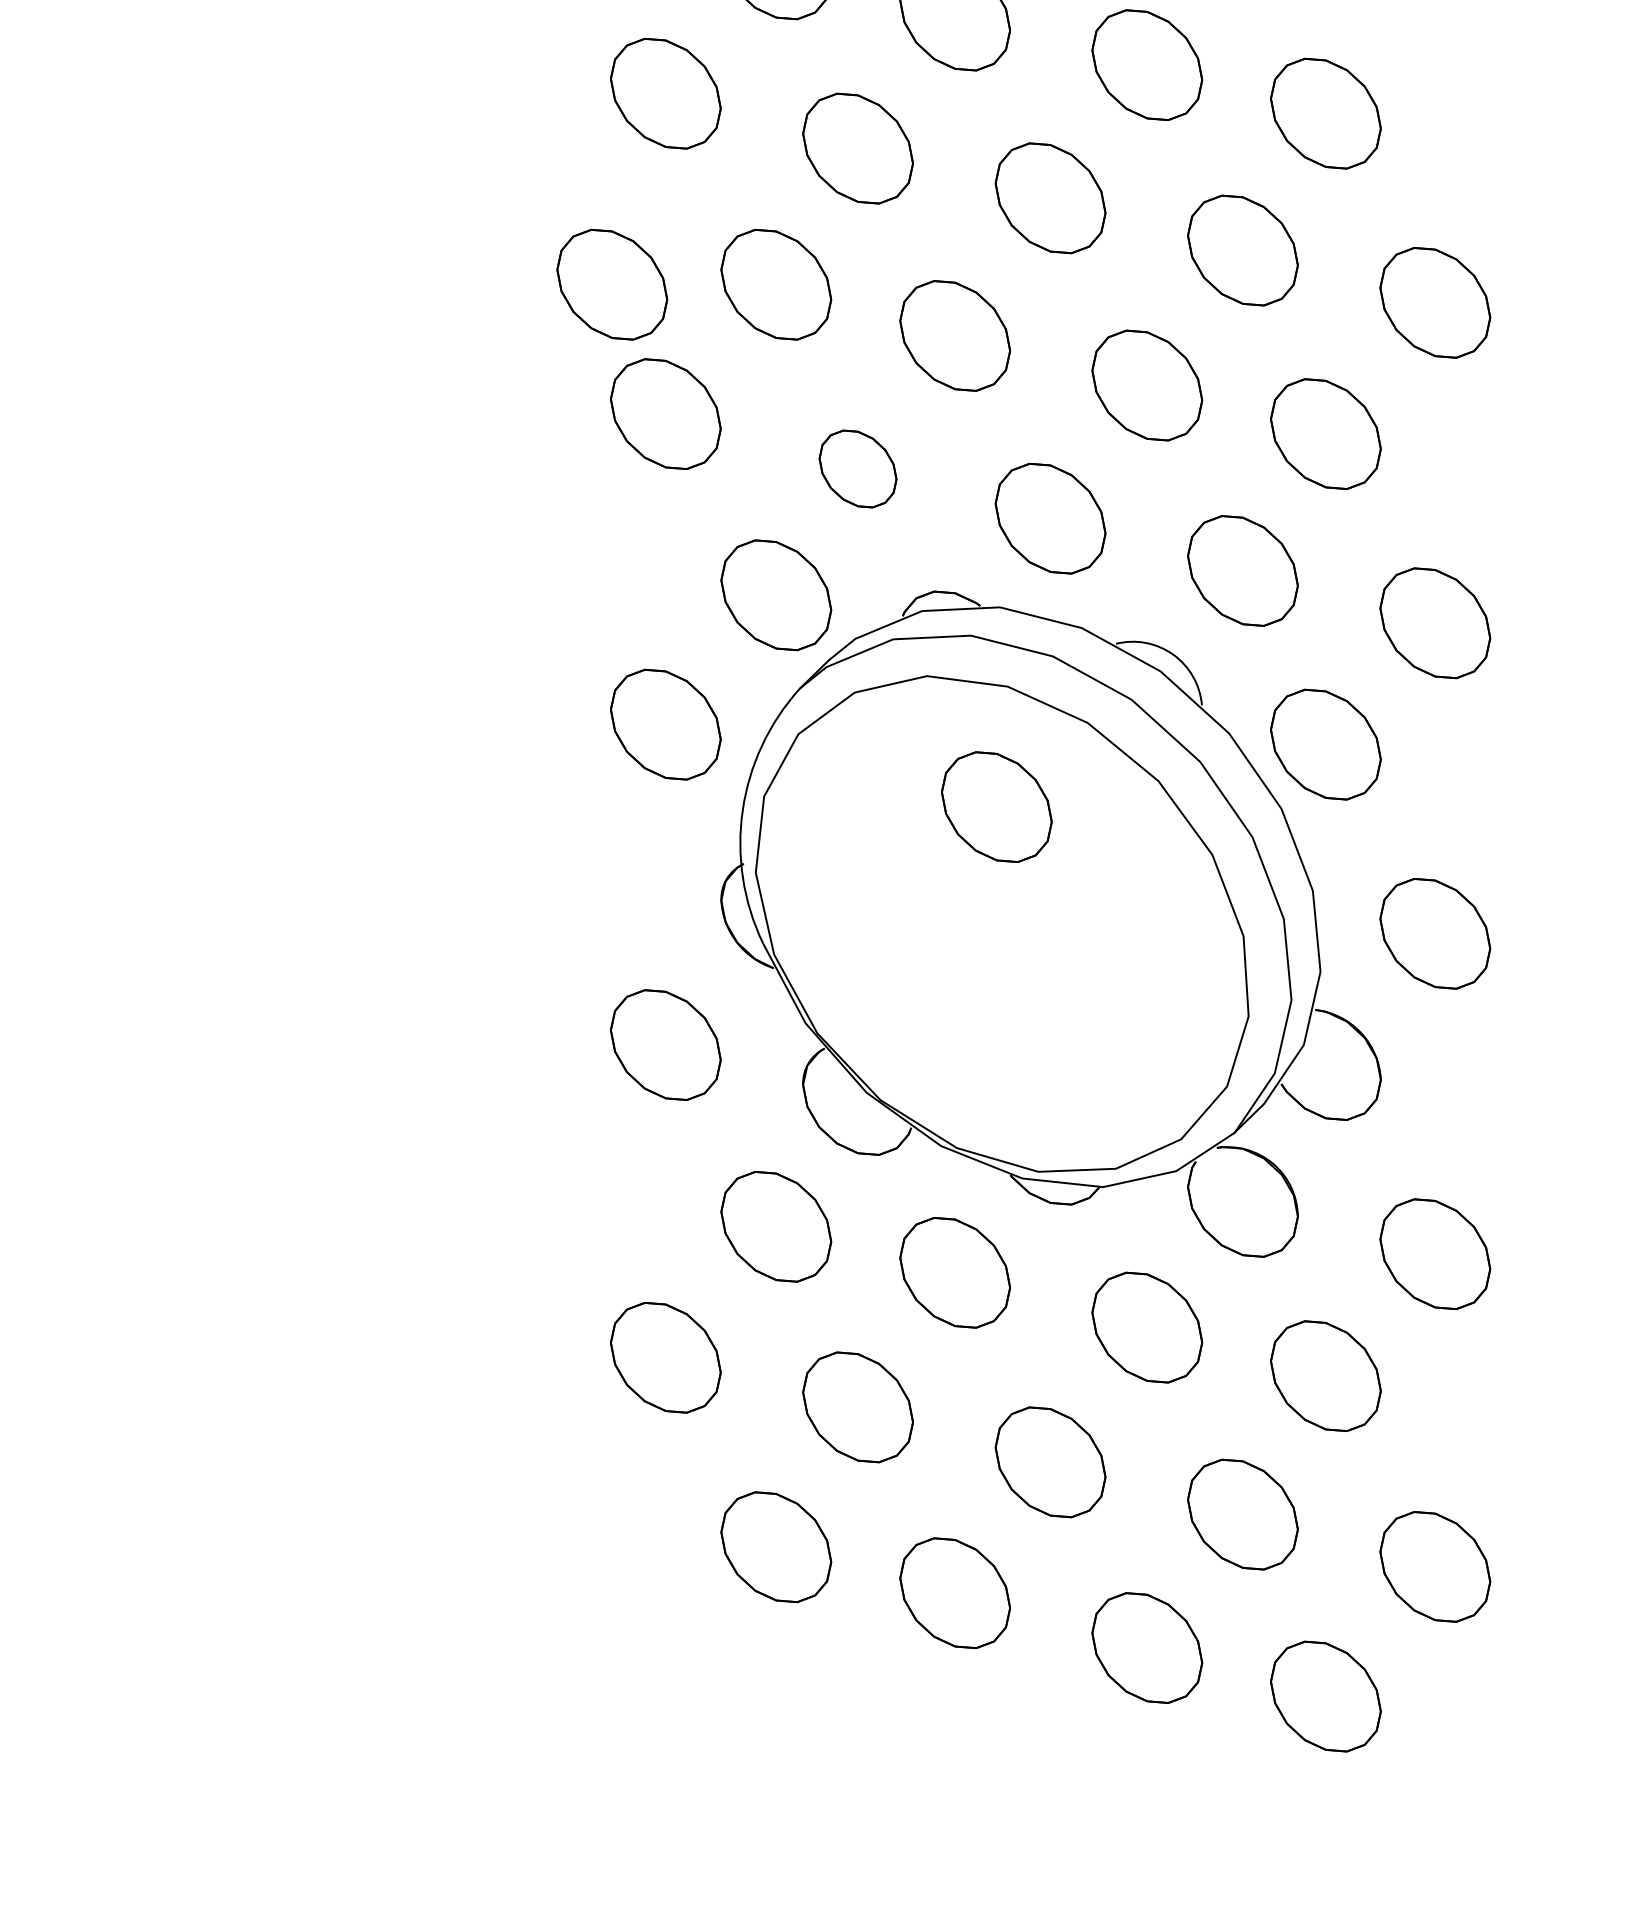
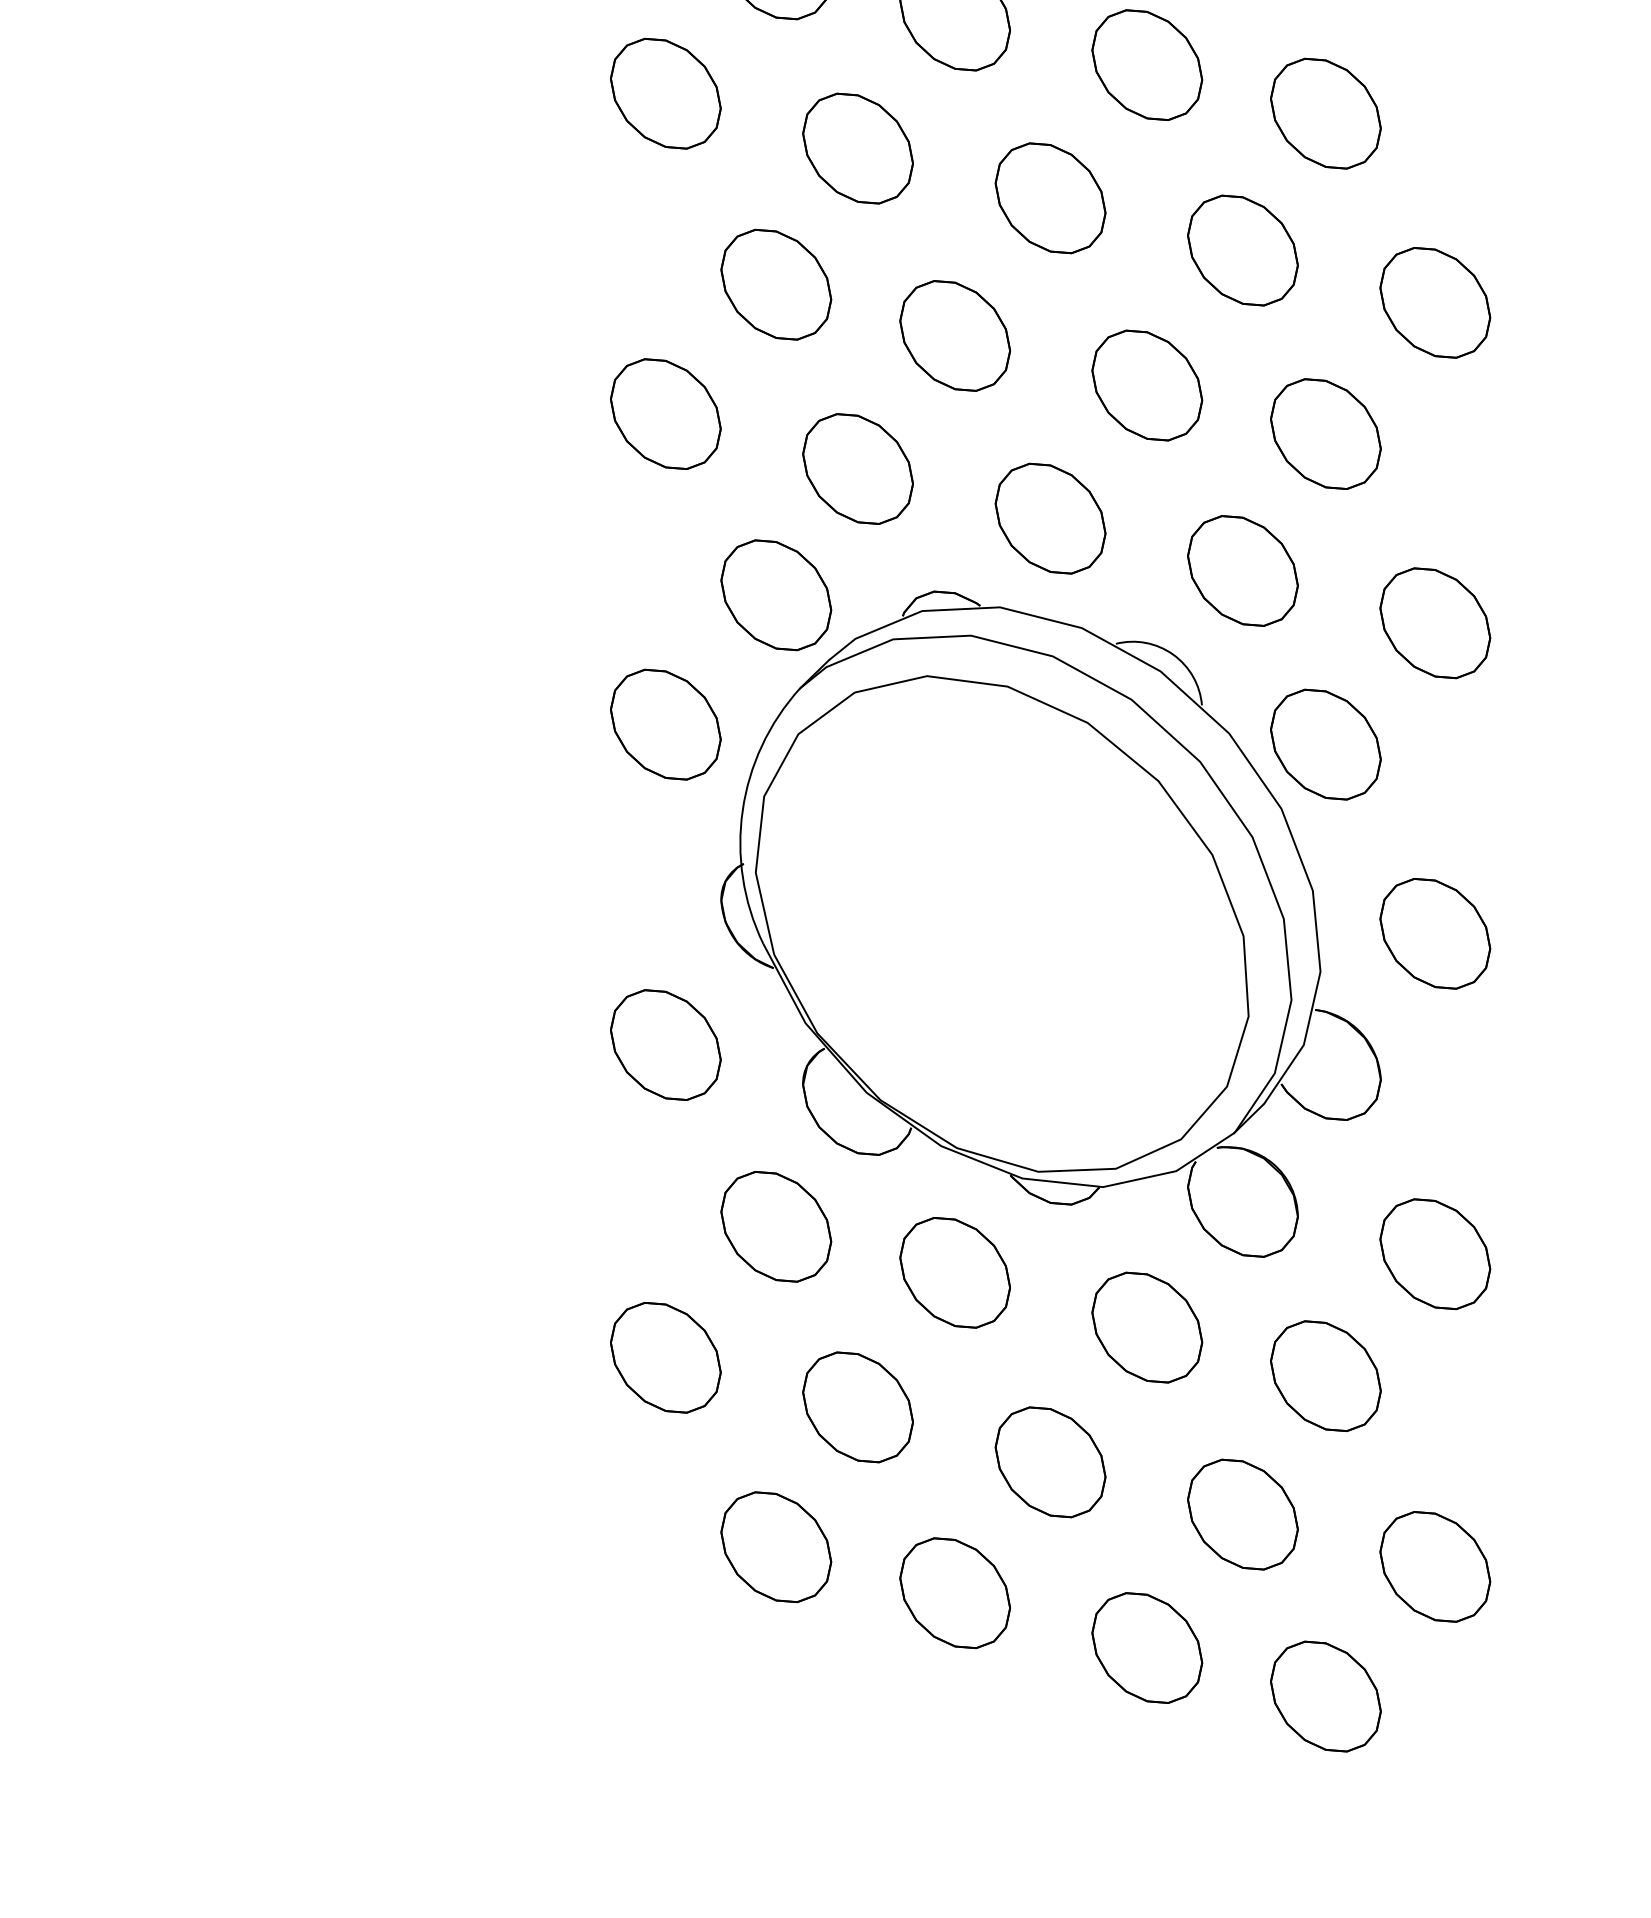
part: present -> none (612, 284)
part size: 80x80 px -> 112x112 px (857, 468)
part: present -> none (996, 806)
